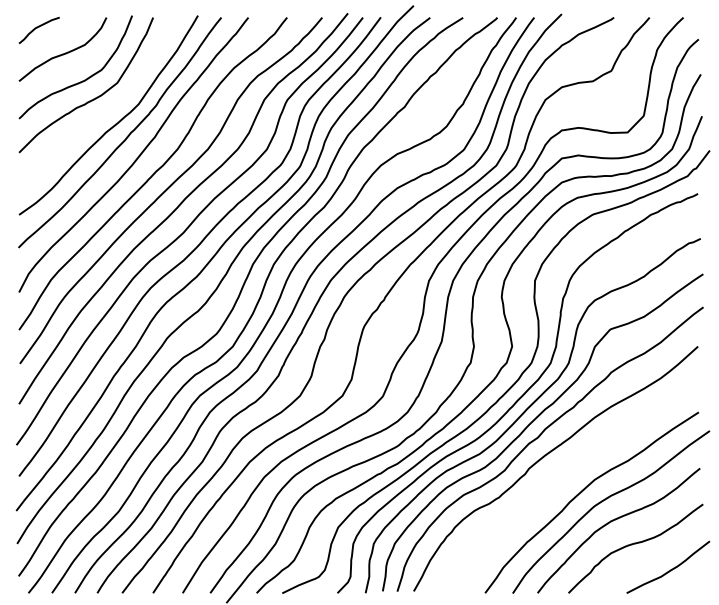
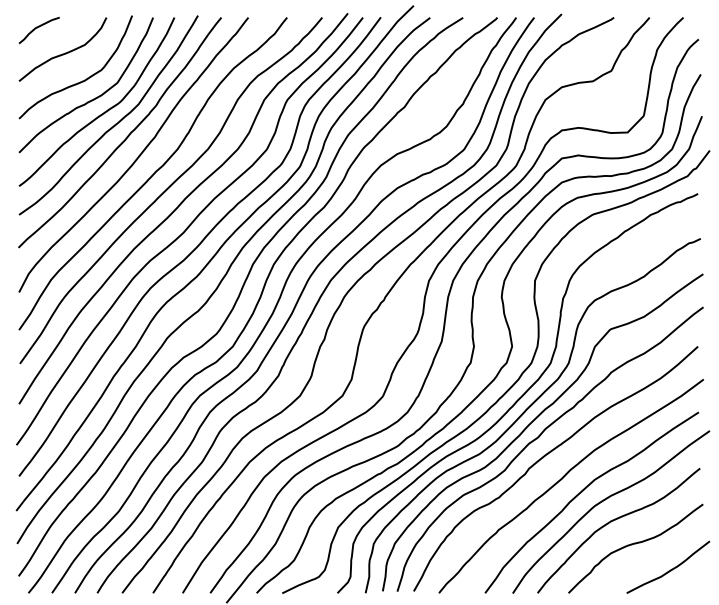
curve: none -> present (104, 111)
curve: none -> present (563, 478)
